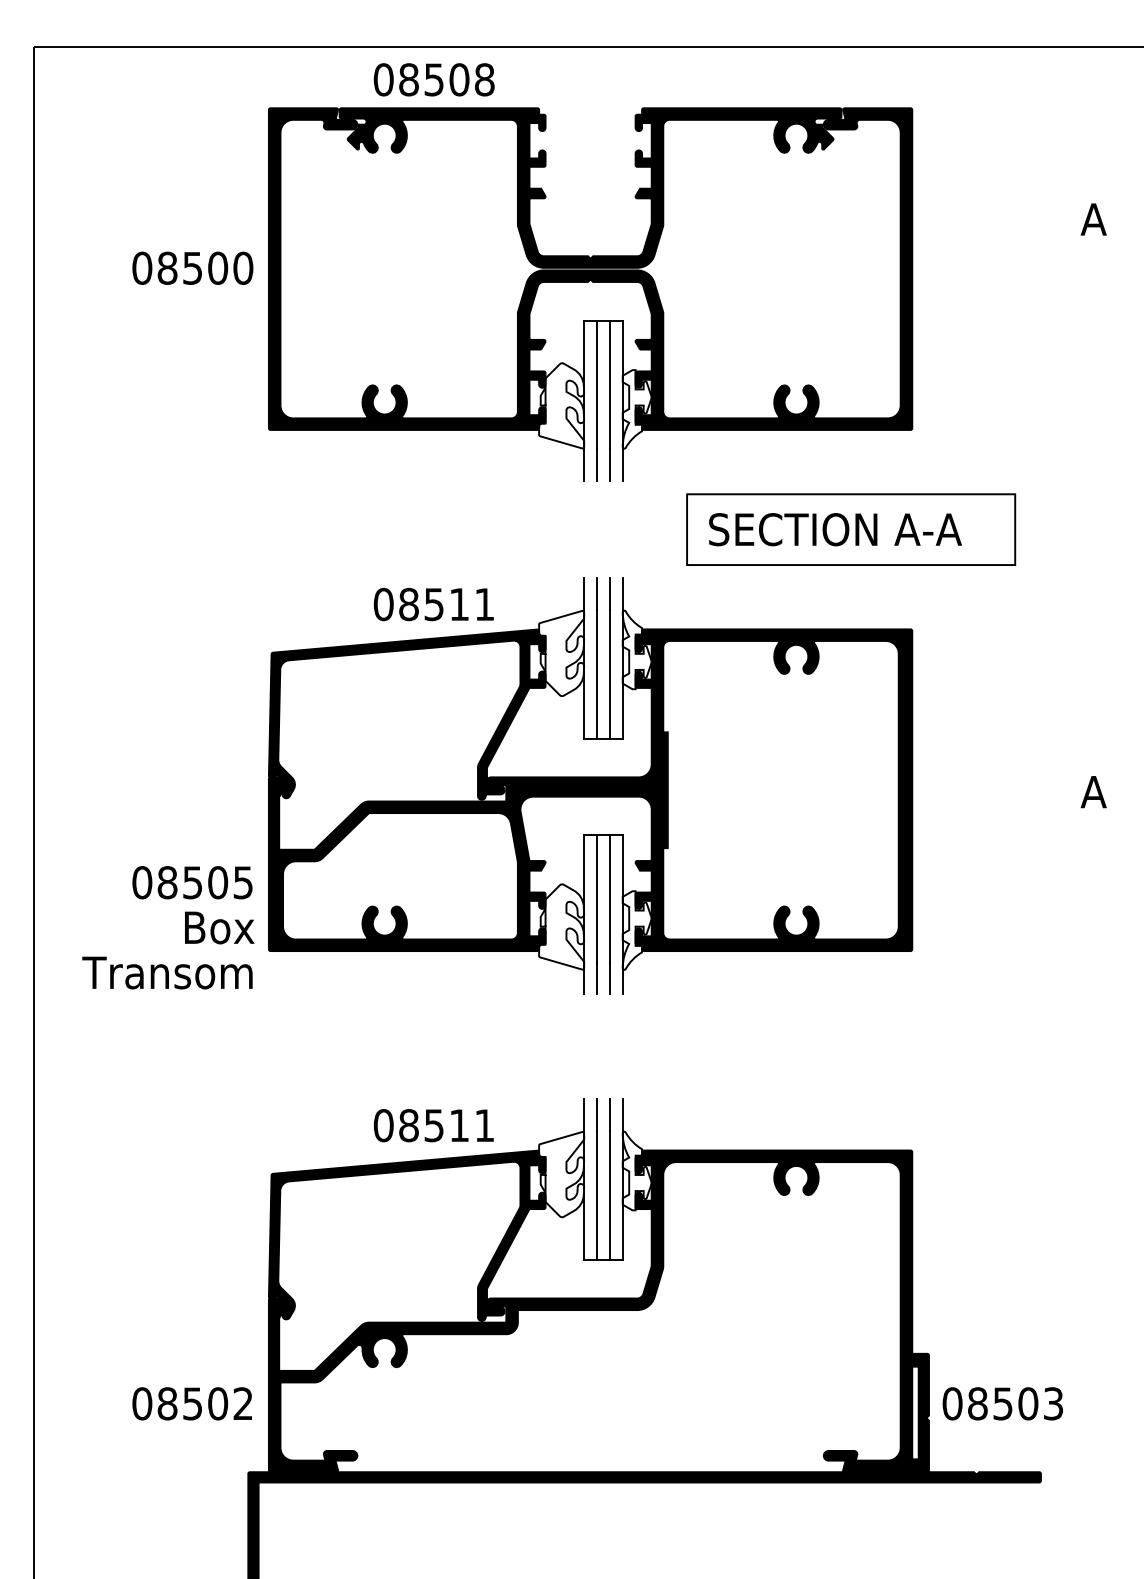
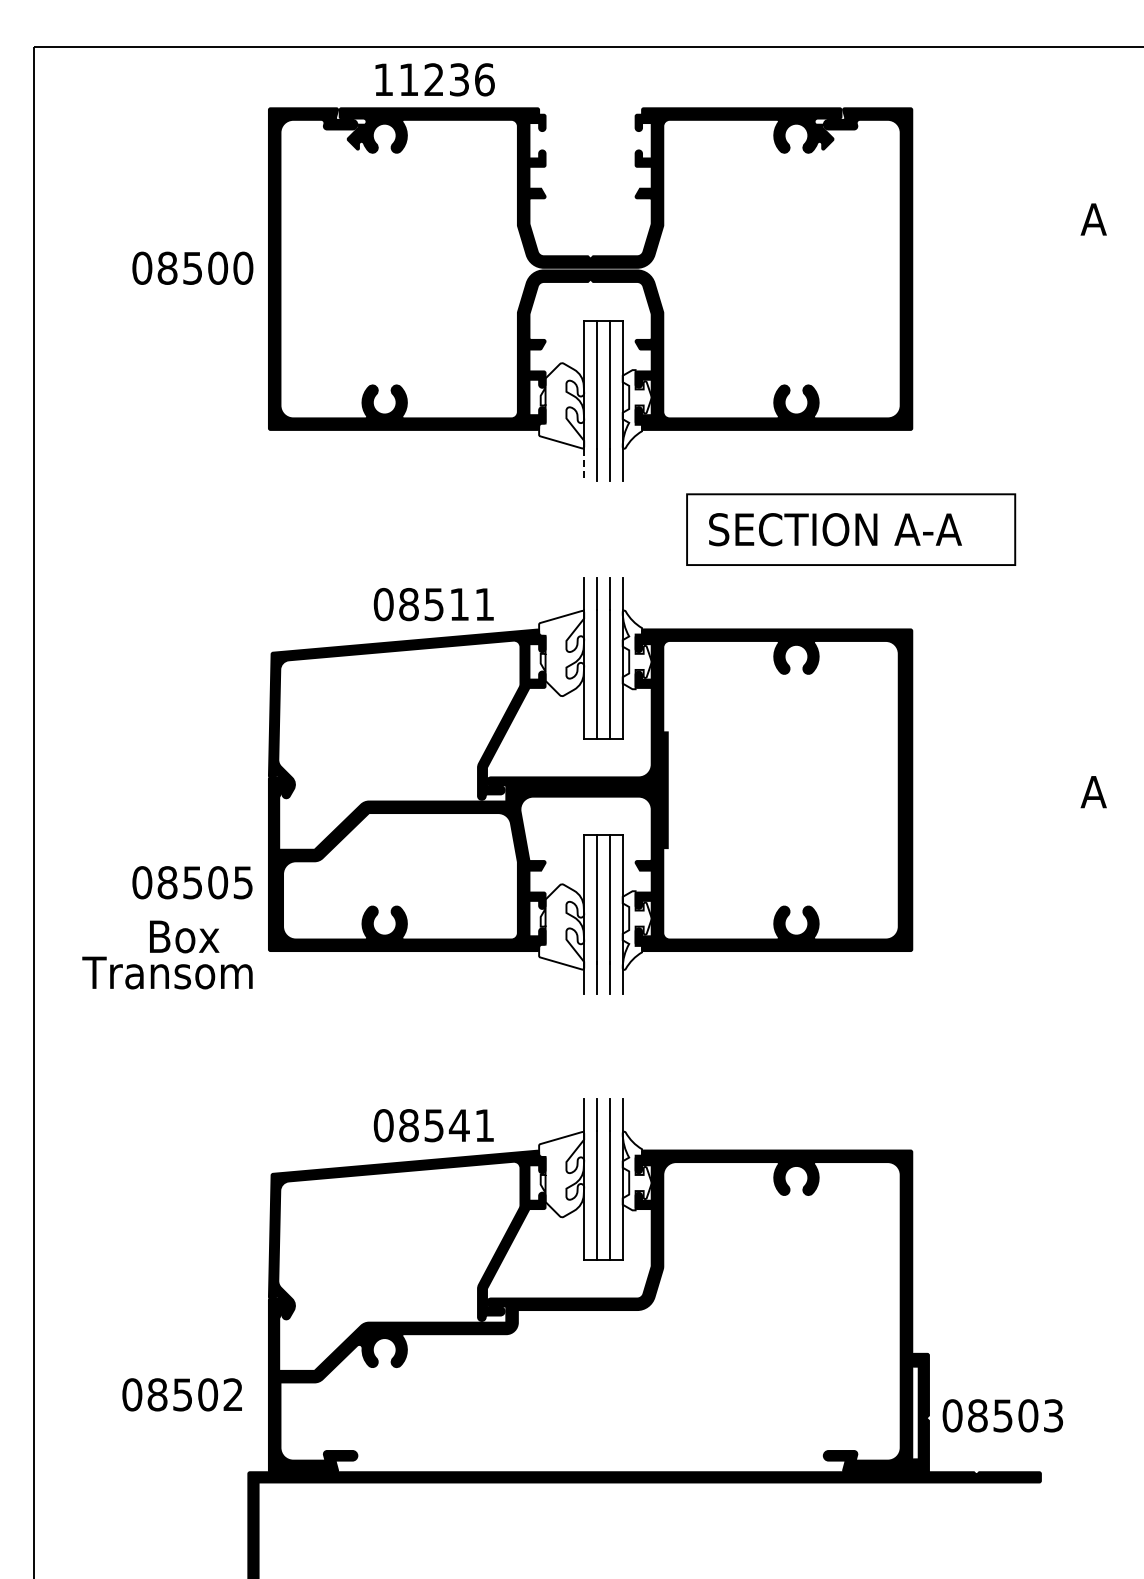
text: 08508 -> 11236 (433, 79)
line: solid -> dashed (584, 465)
text position: (219, 927) -> (184, 936) (184, 936)
text: 08511 -> 08541 (458, 1125)
text position: (191, 1403) -> (181, 1394) (181, 1394)
text position: (1002, 1403) -> (1002, 1415) (1002, 1415)
